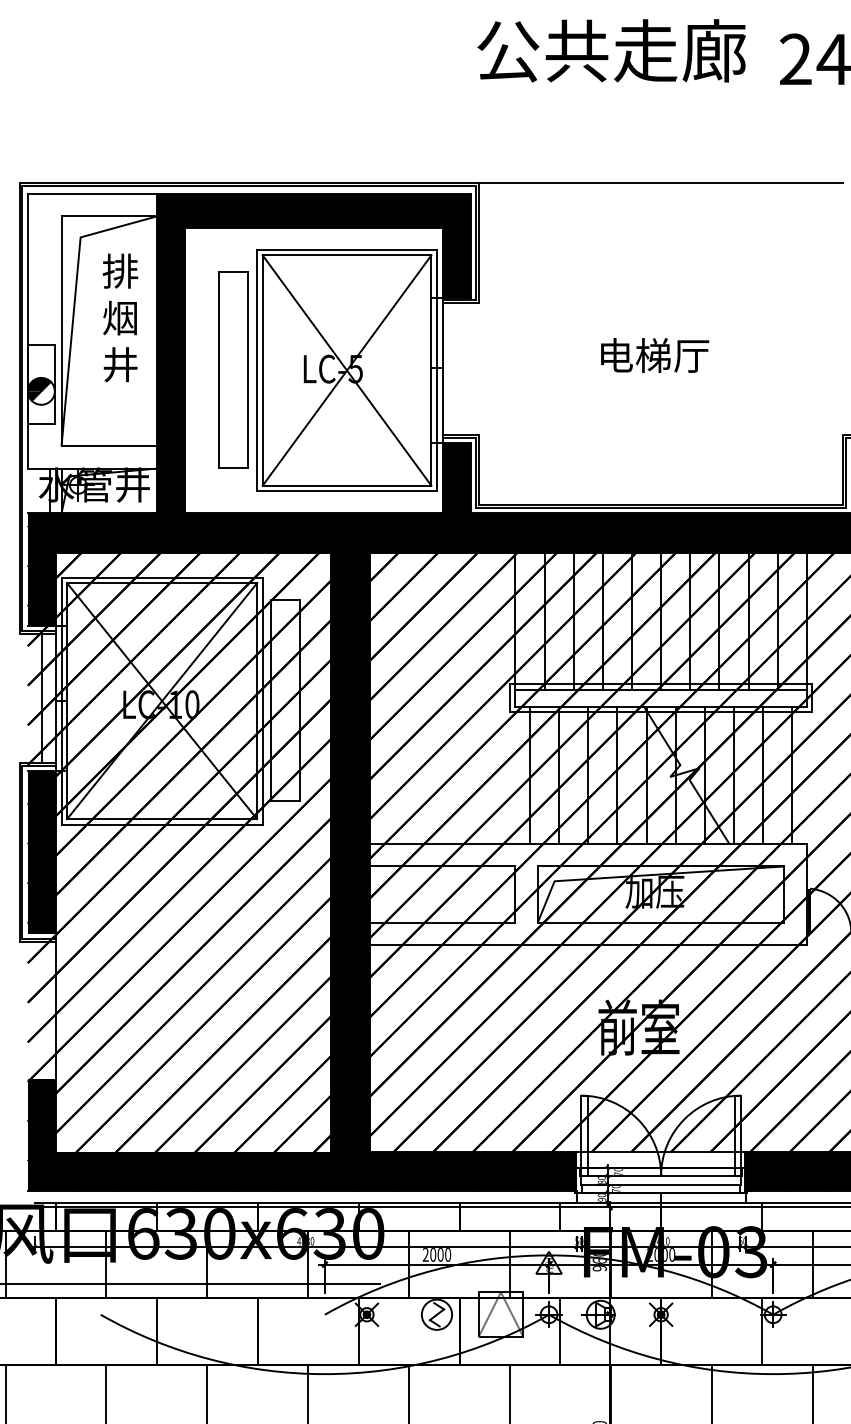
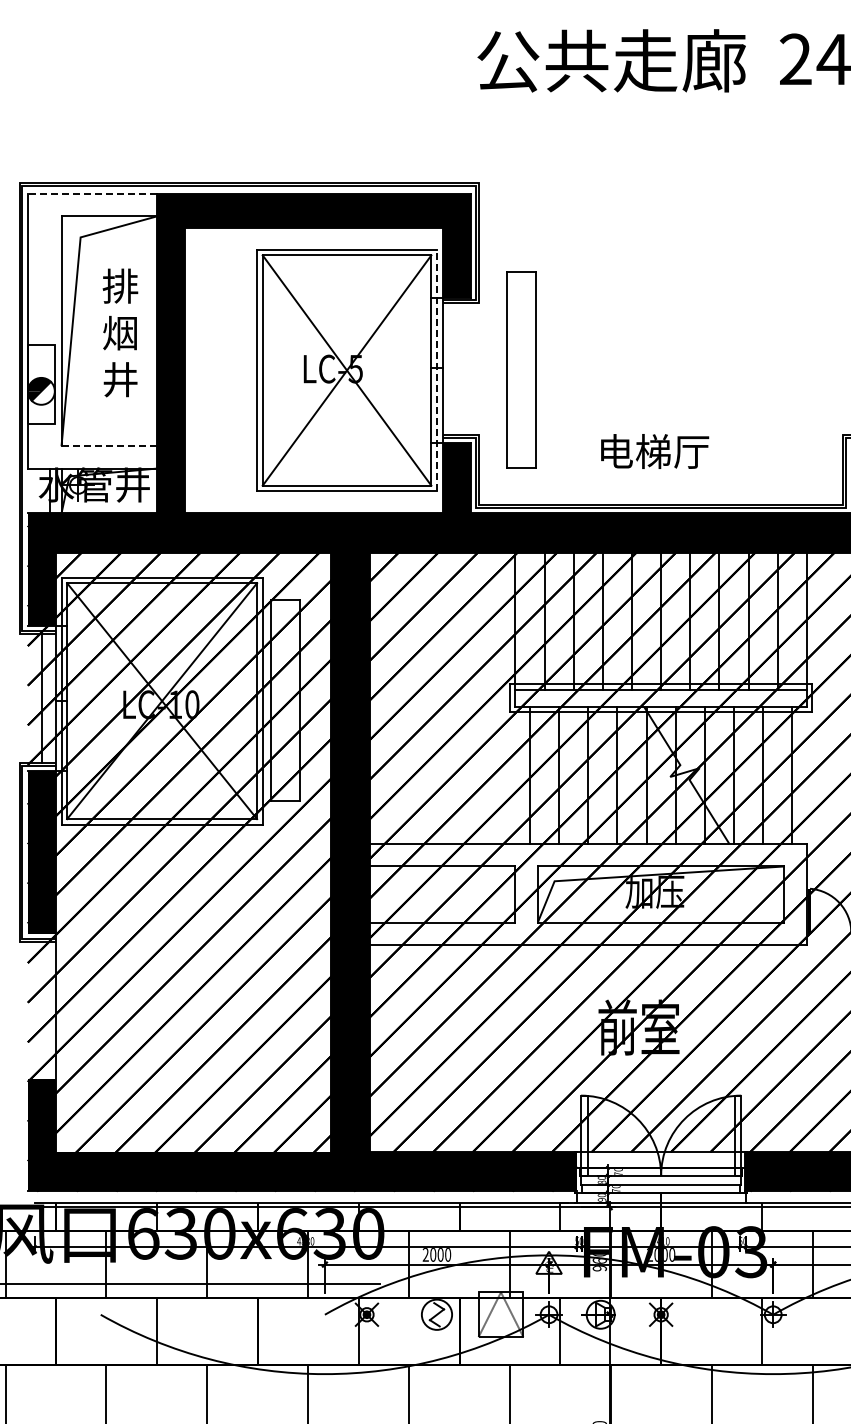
text position: (611, 50) -> (611, 60) (611, 60)
line: present -> none (661, 182)
line: solid -> dashed (91, 194)
text position: (120, 317) -> (120, 332) (120, 332)
text position: (655, 355) -> (655, 451) (655, 451)
part position: (233, 369) -> (521, 369) (521, 369)
line: solid -> dashed (436, 370)
line: solid -> dashed (109, 446)
